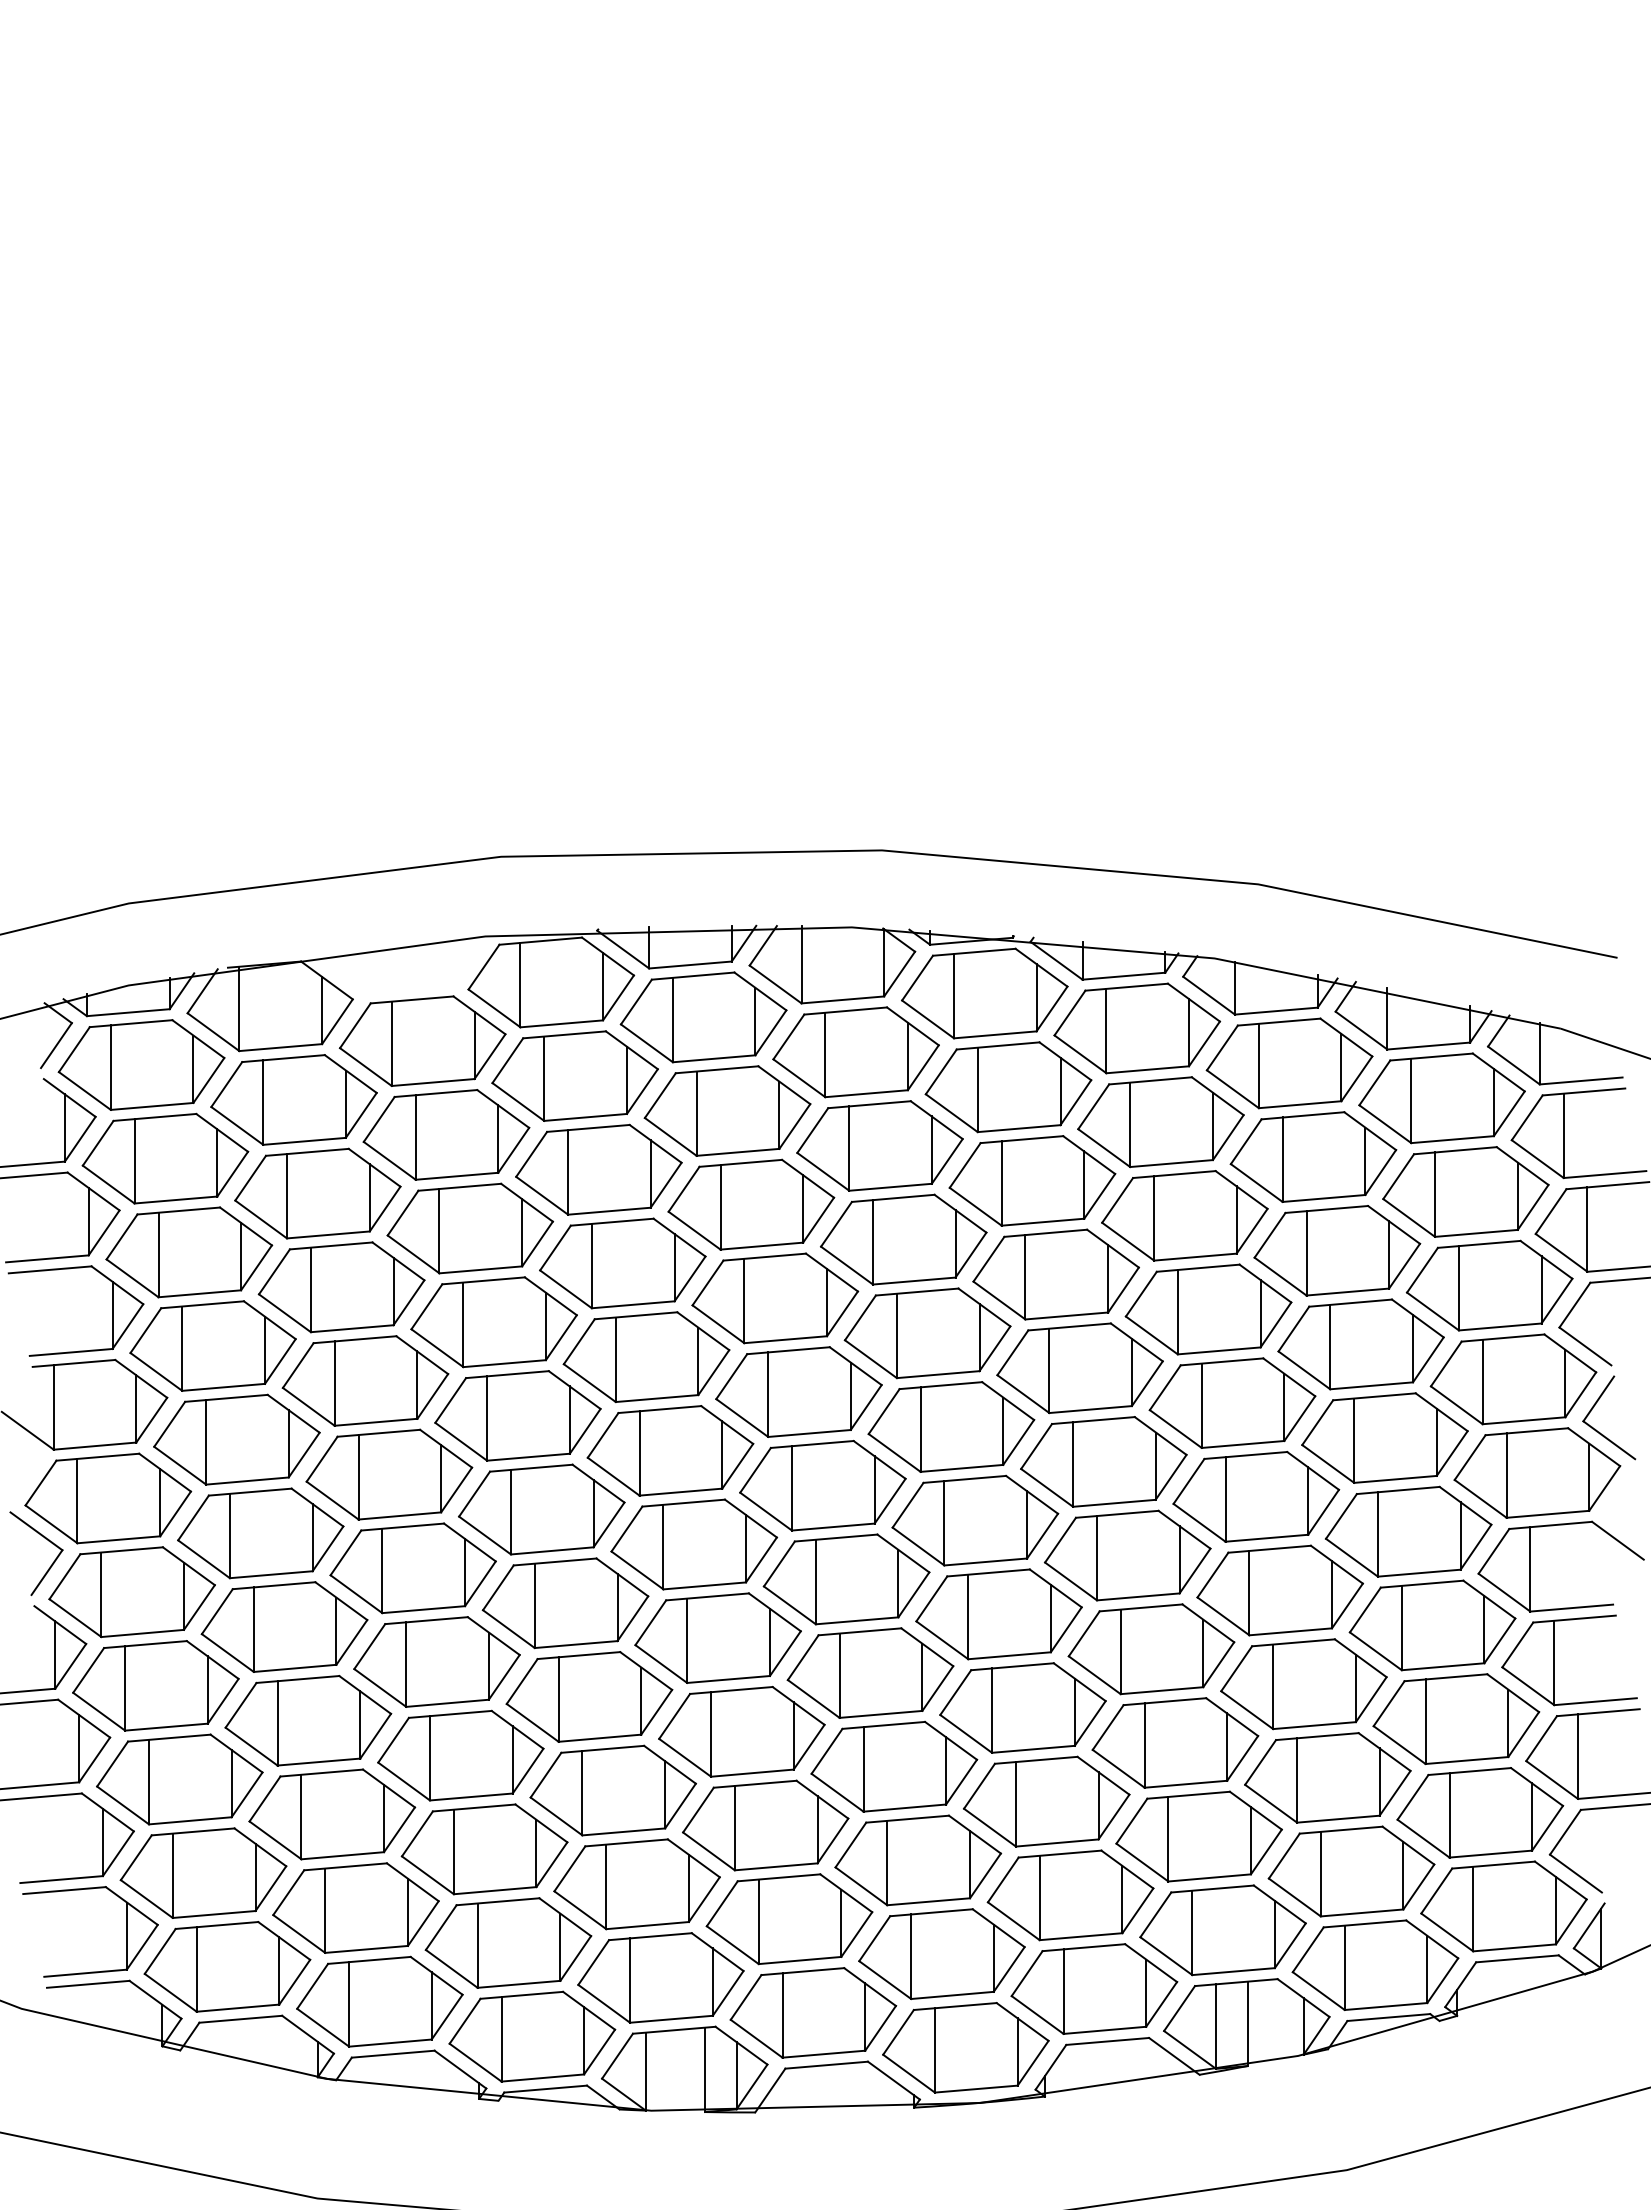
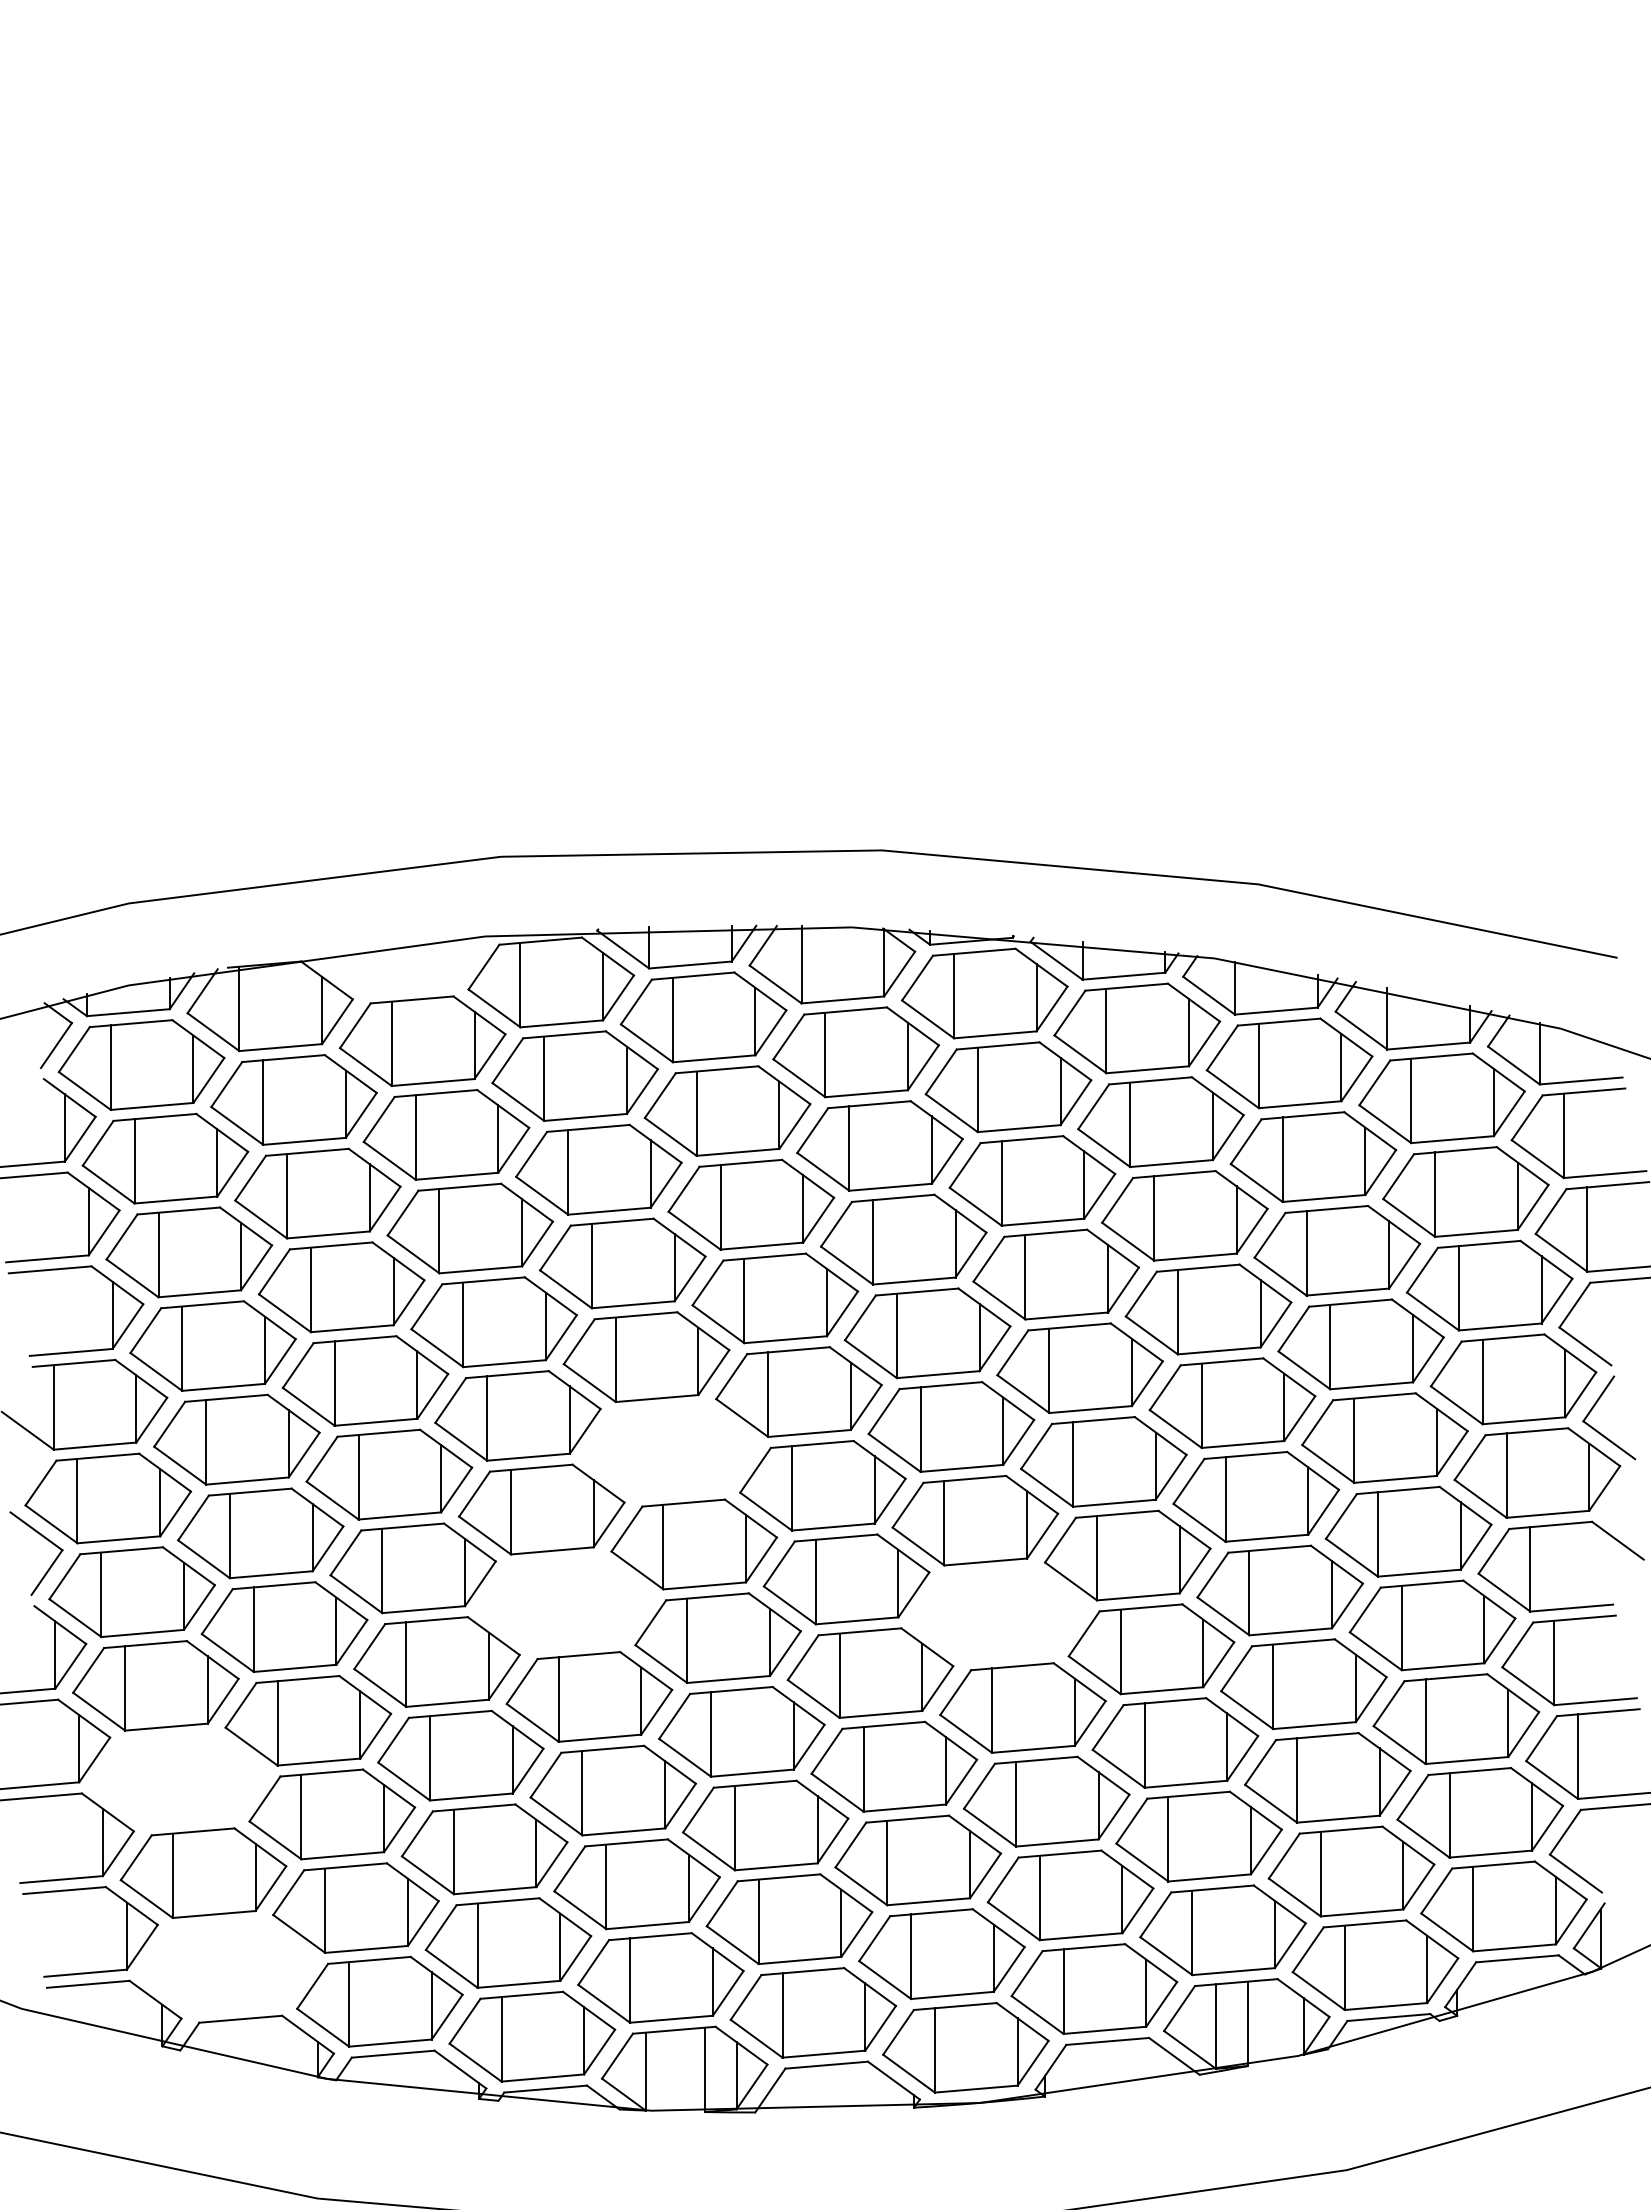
part: present -> none (670, 1450)
part: present -> none (565, 1603)
part: present -> none (998, 1614)
part: present -> none (179, 1779)
part: present -> none (227, 1966)
